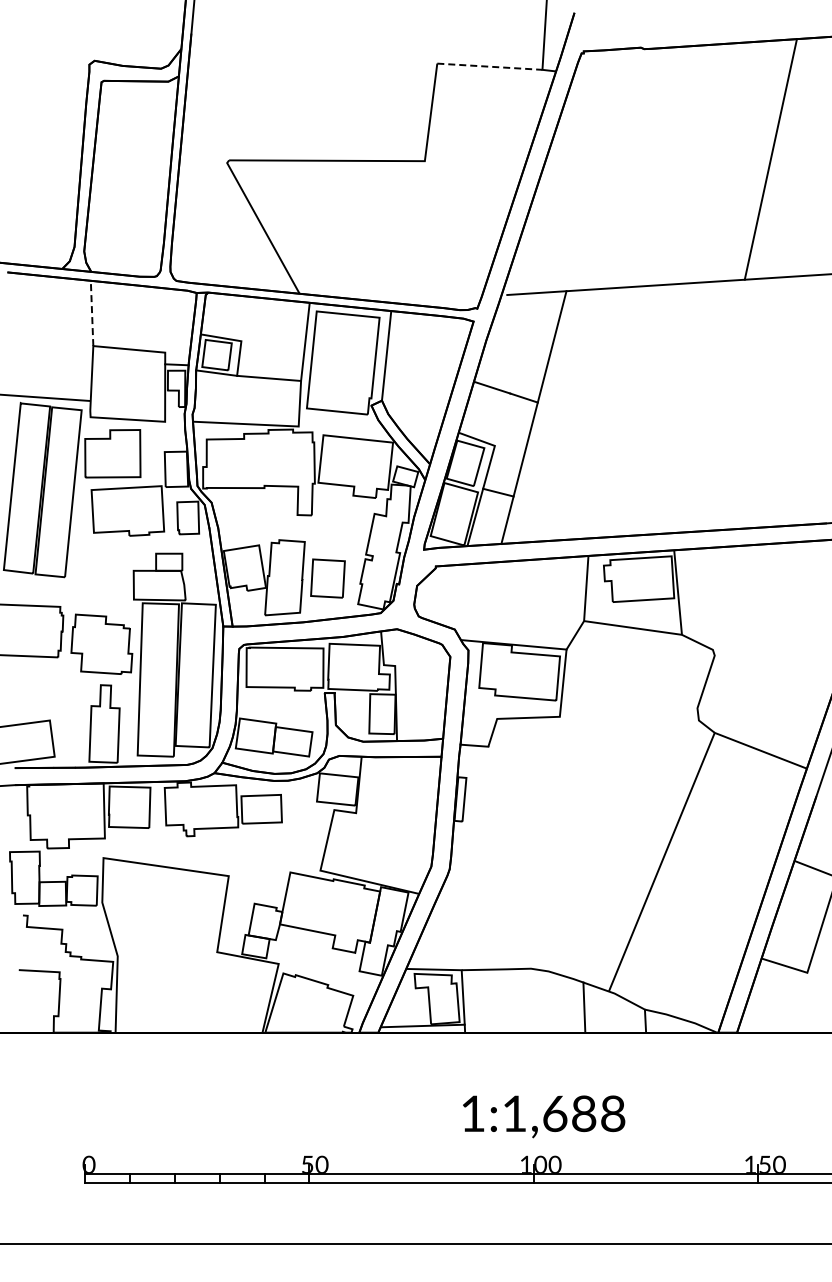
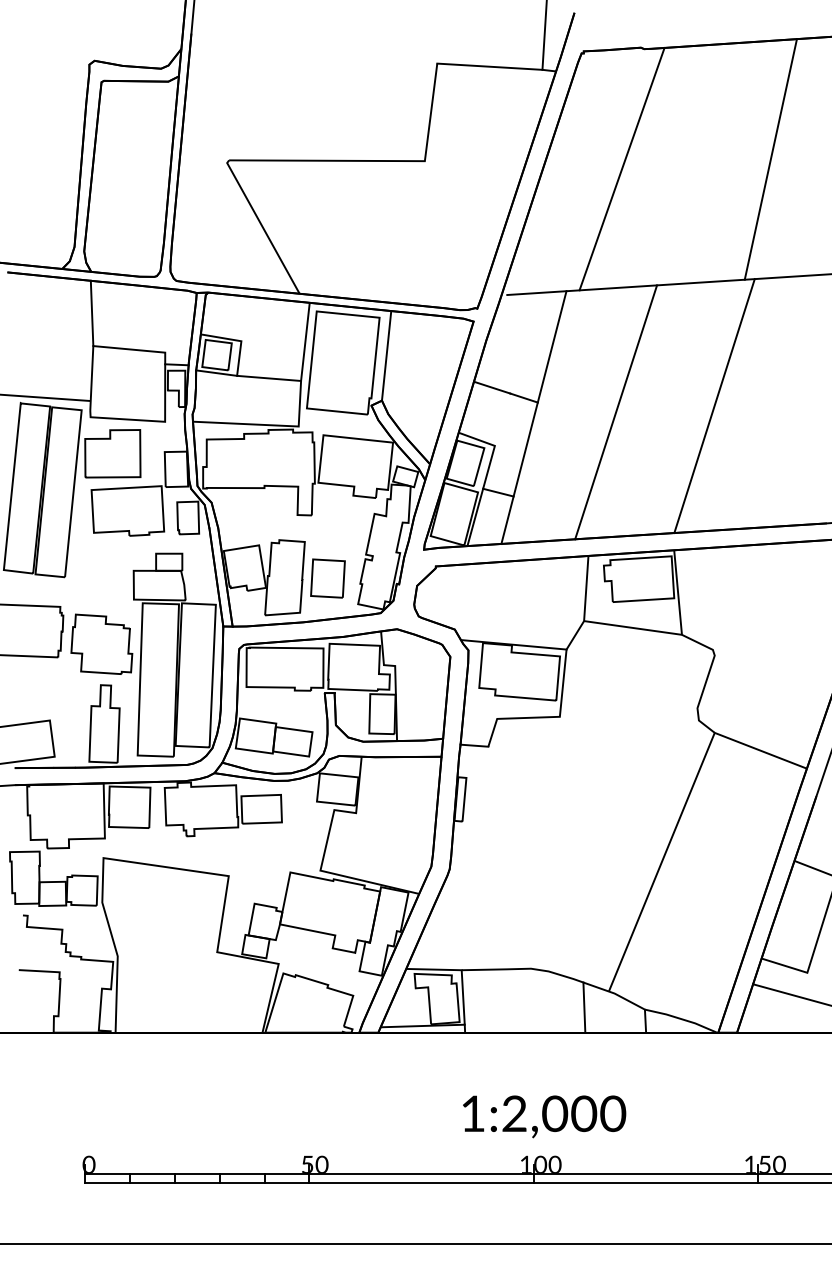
line: dashed -> solid (489, 66)
line: none -> present (621, 168)
line: dashed -> solid (92, 313)
line: none -> present (714, 406)
line: none -> present (616, 412)
line: none -> present (790, 994)
text: 1:1,688 -> 1:2,000 (564, 1113)
